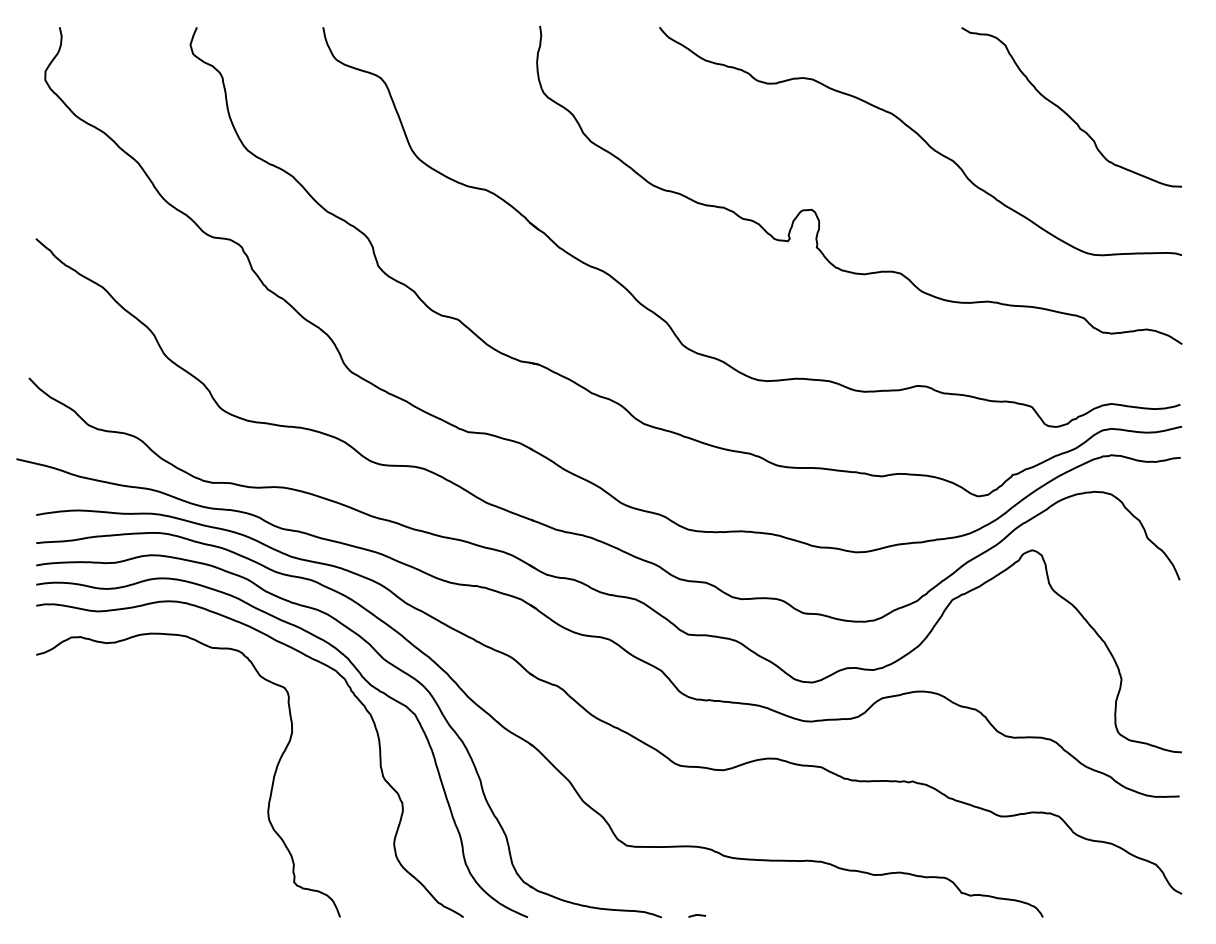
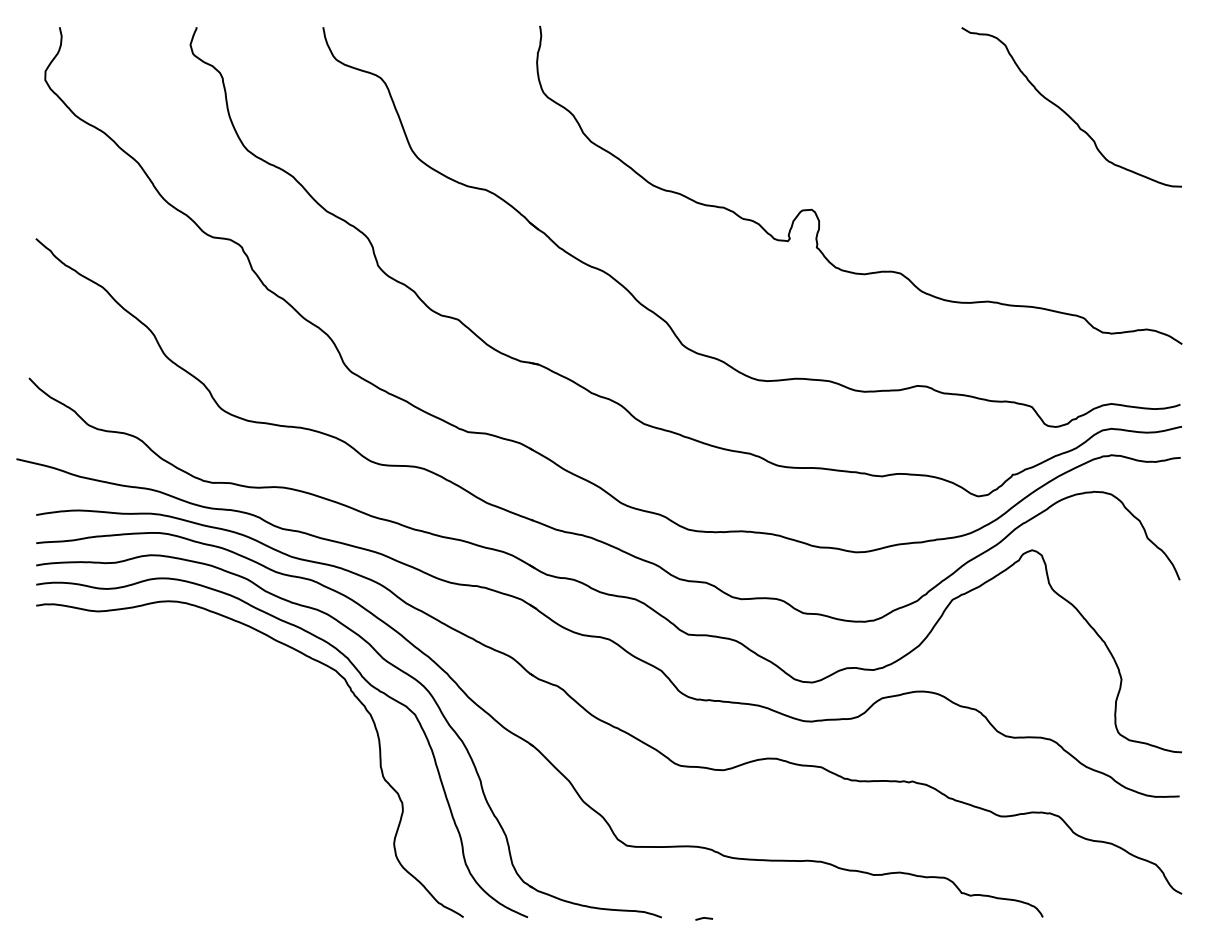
curve: present -> none (921, 139)
curve: present -> none (270, 789)
line position: (697, 915) -> (704, 918) (704, 918)
